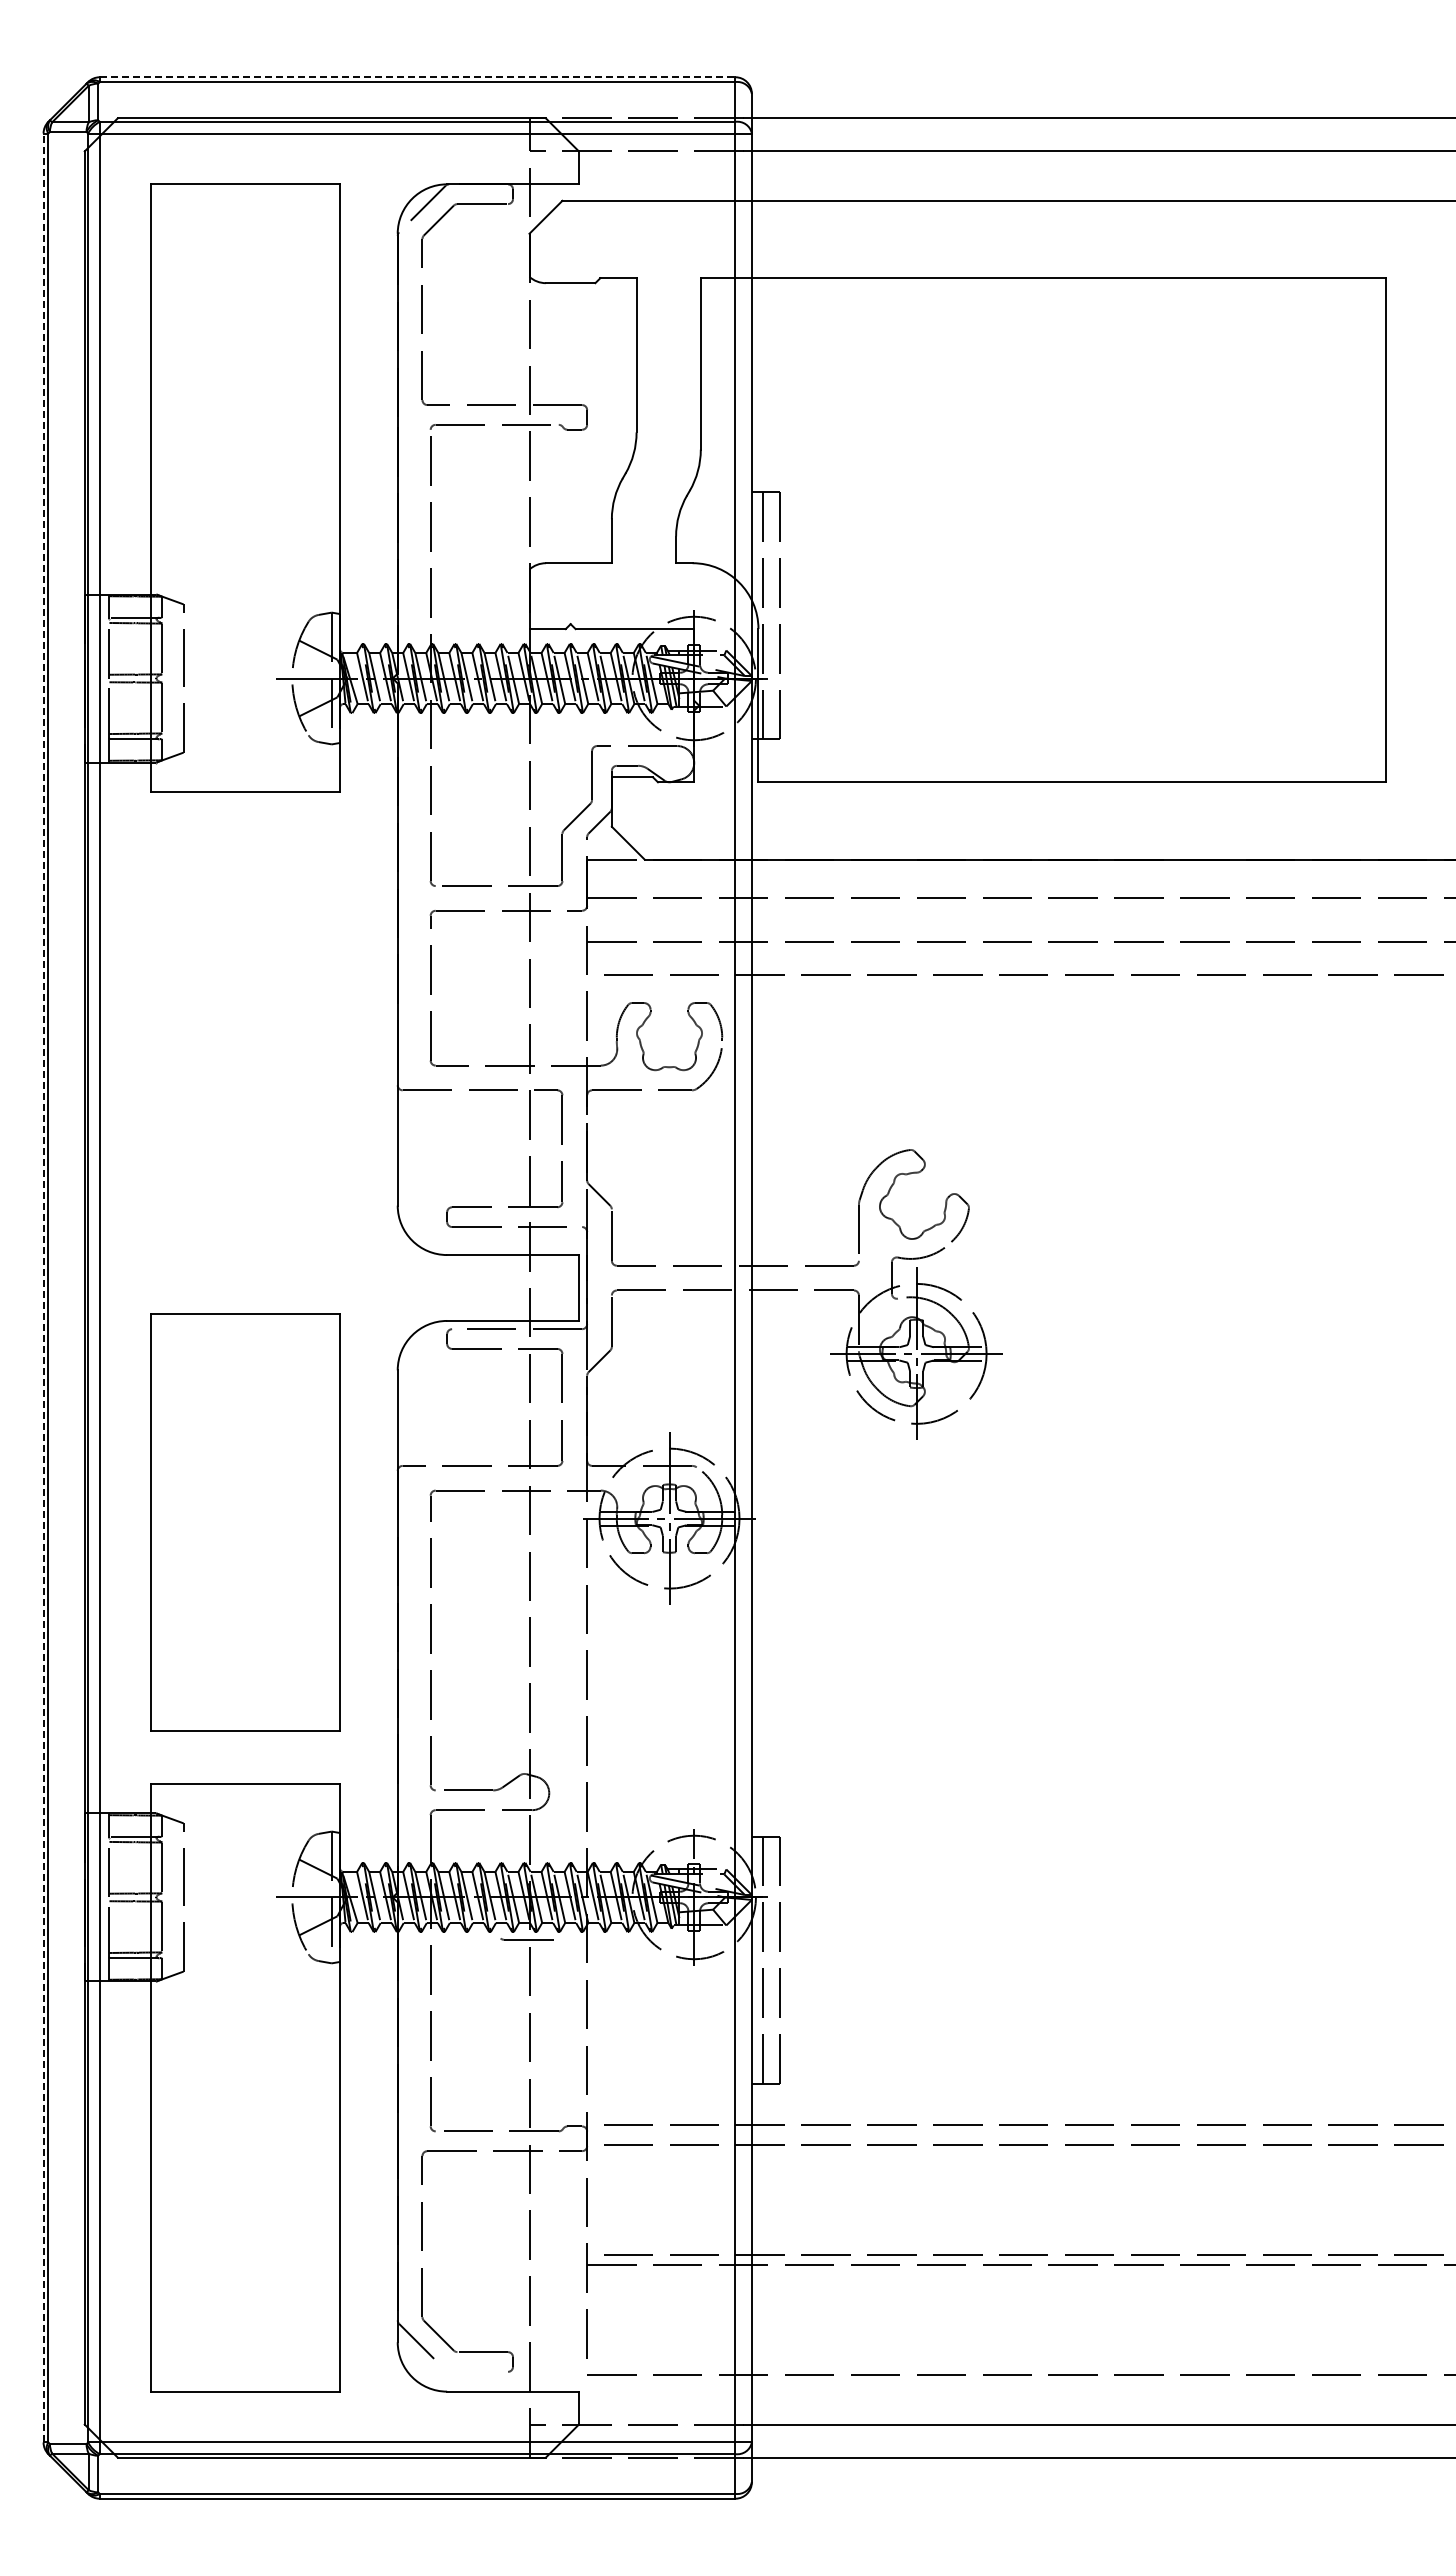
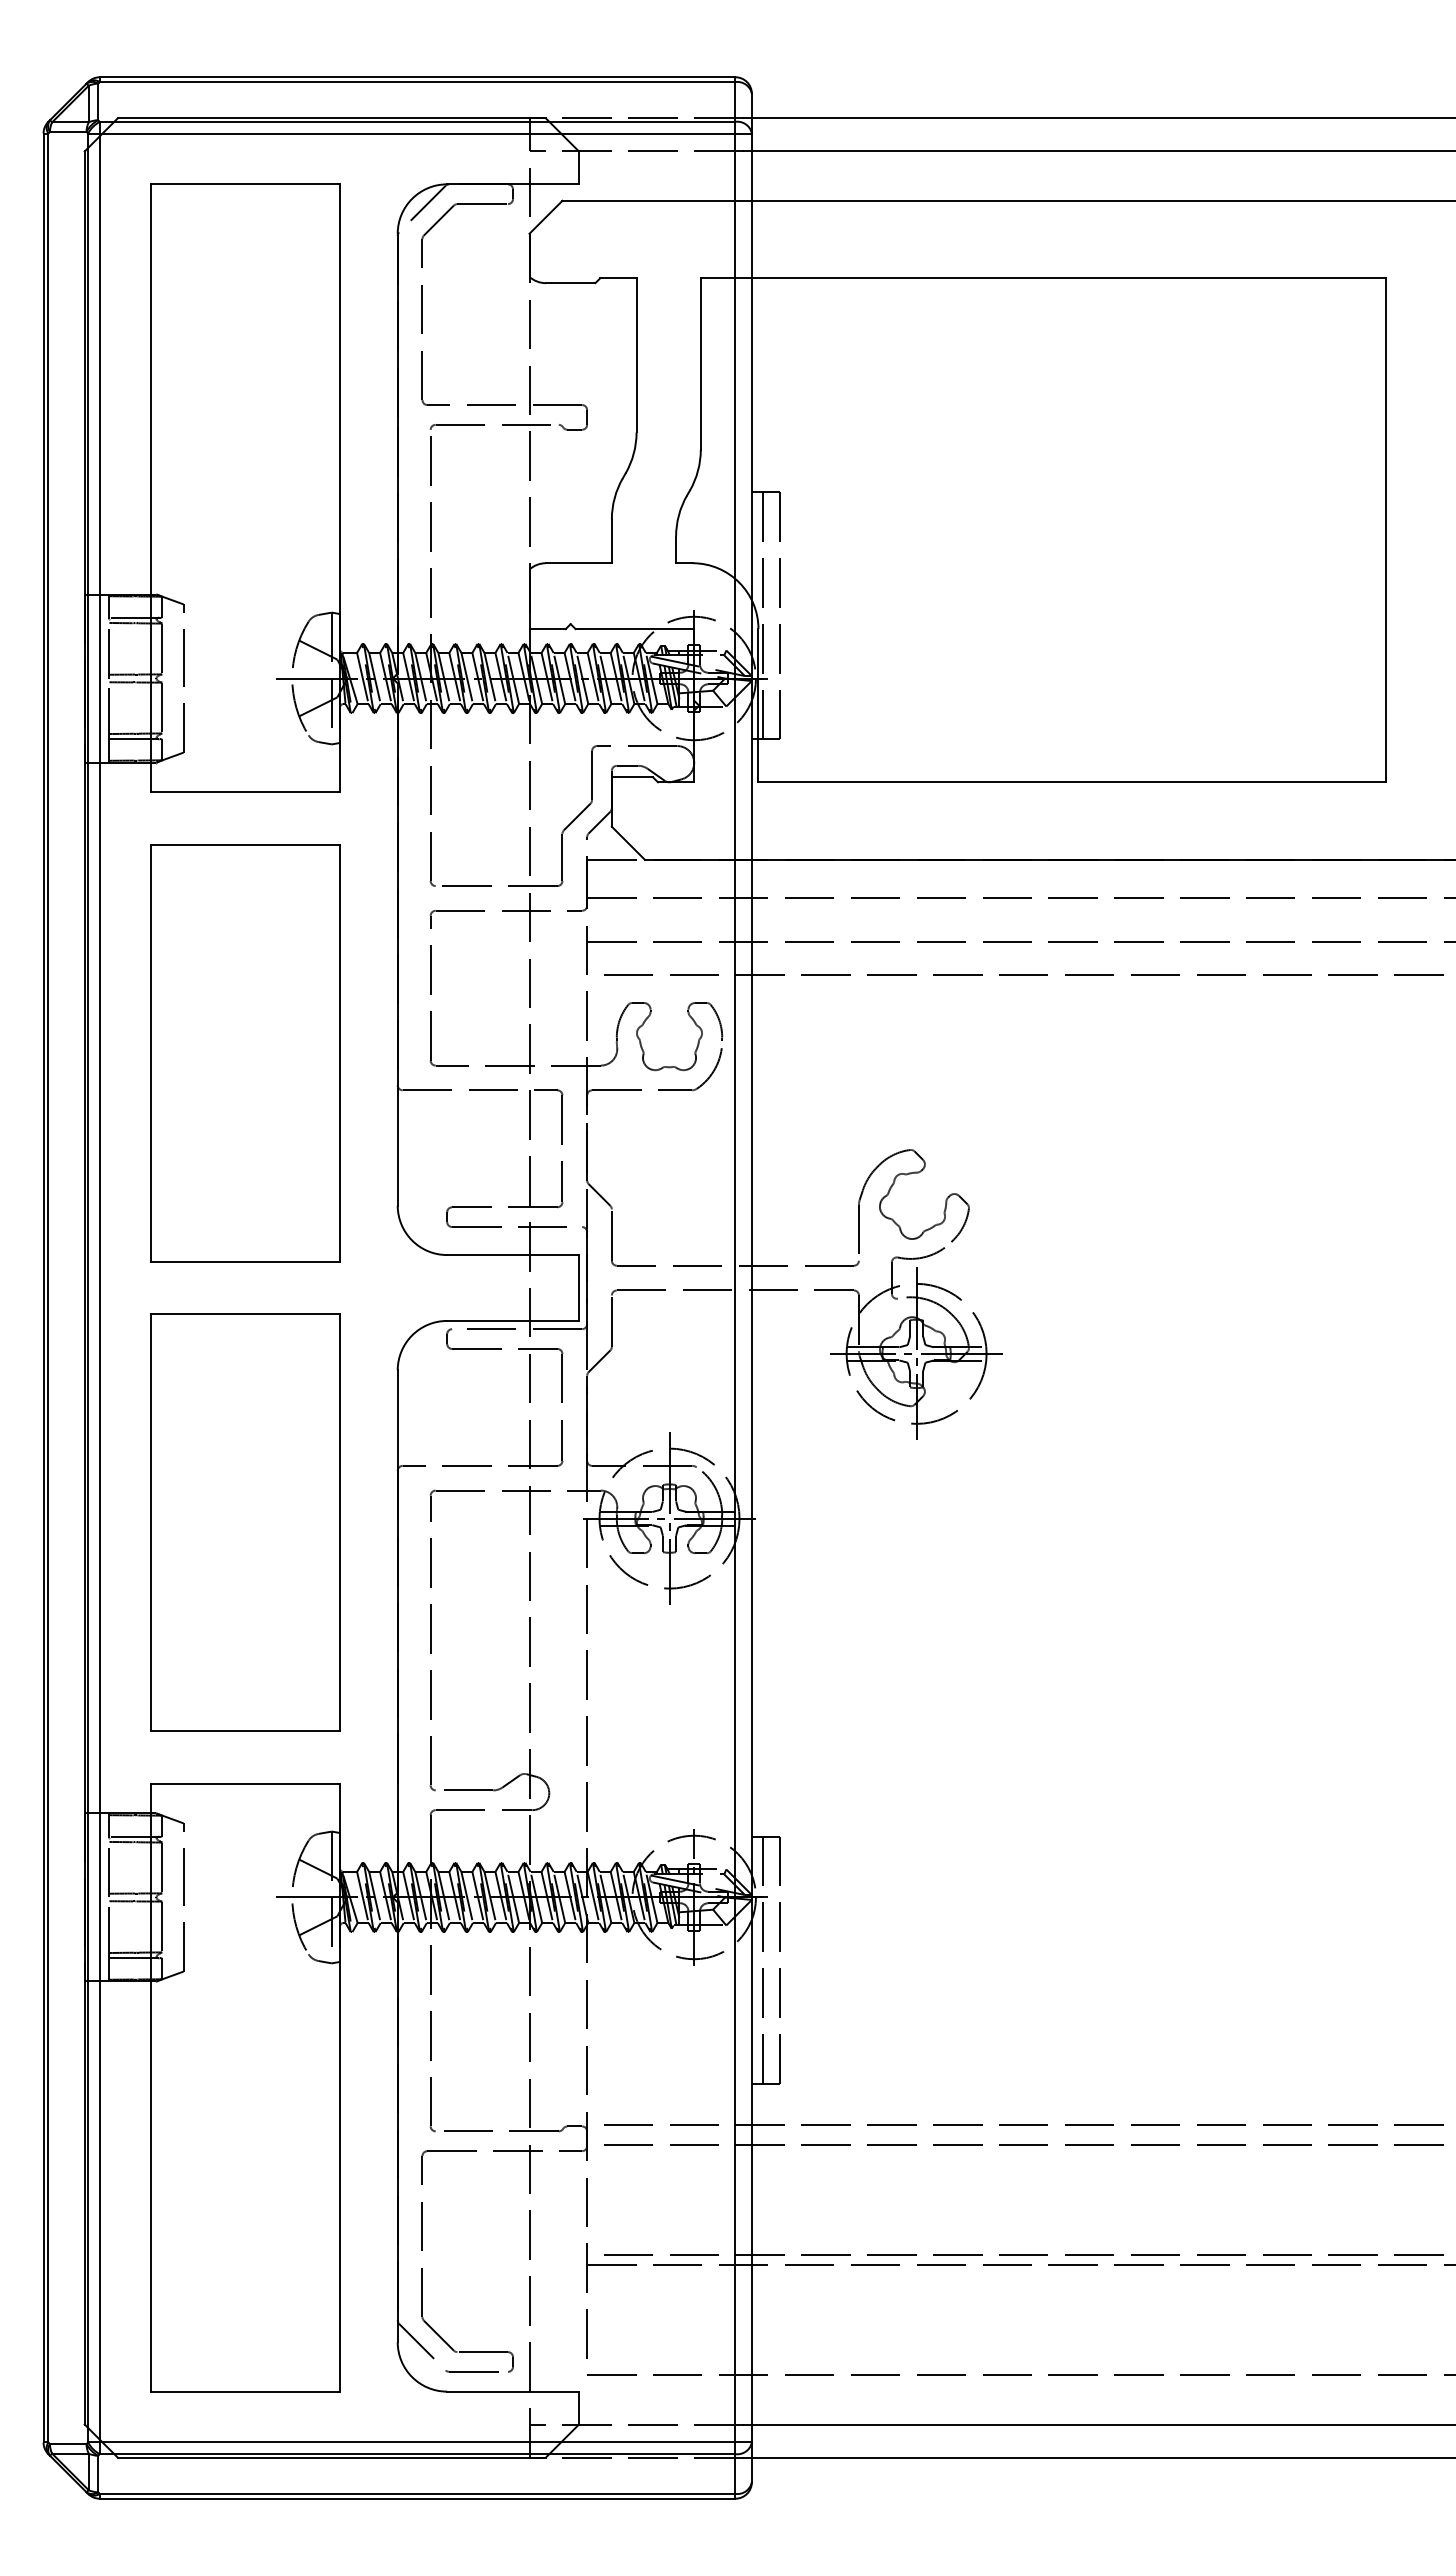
line: dashed -> solid (417, 77)
part: none -> present (245, 1053)
line: dashed -> solid (43, 1287)
line position: (526, 1939) -> (471, 2371) (471, 2371)
